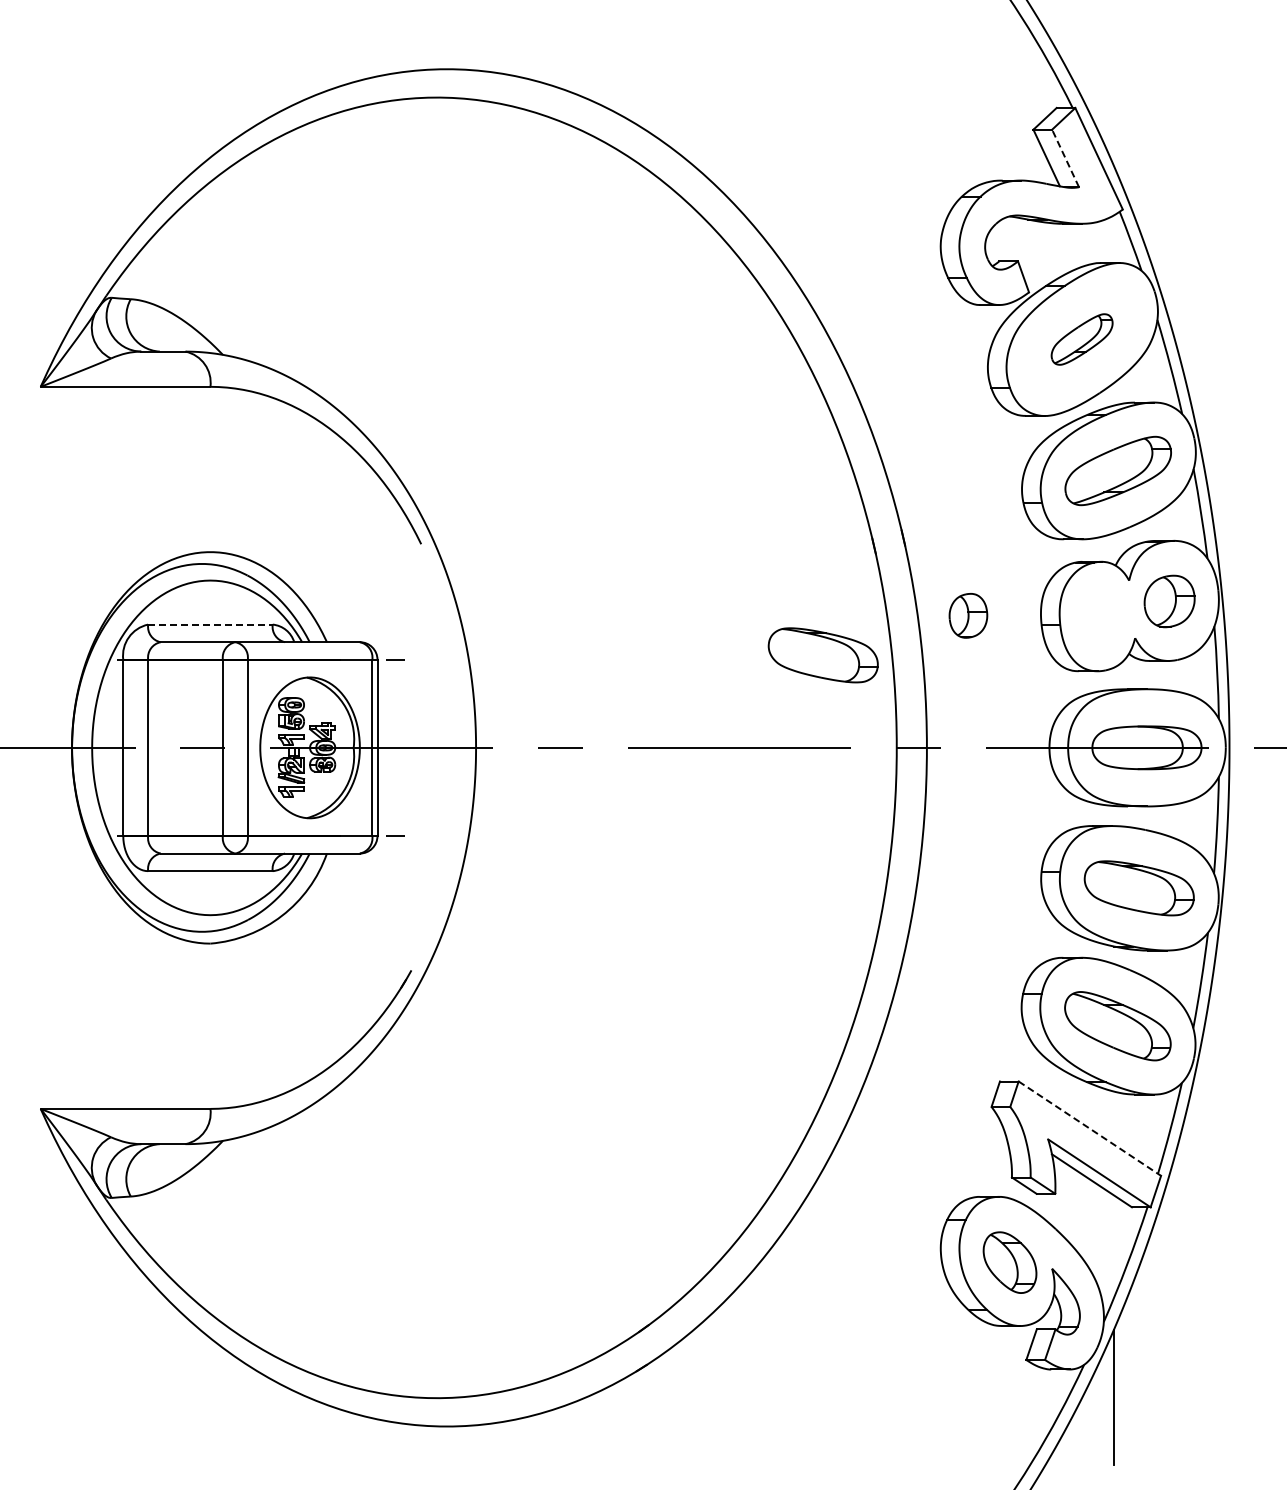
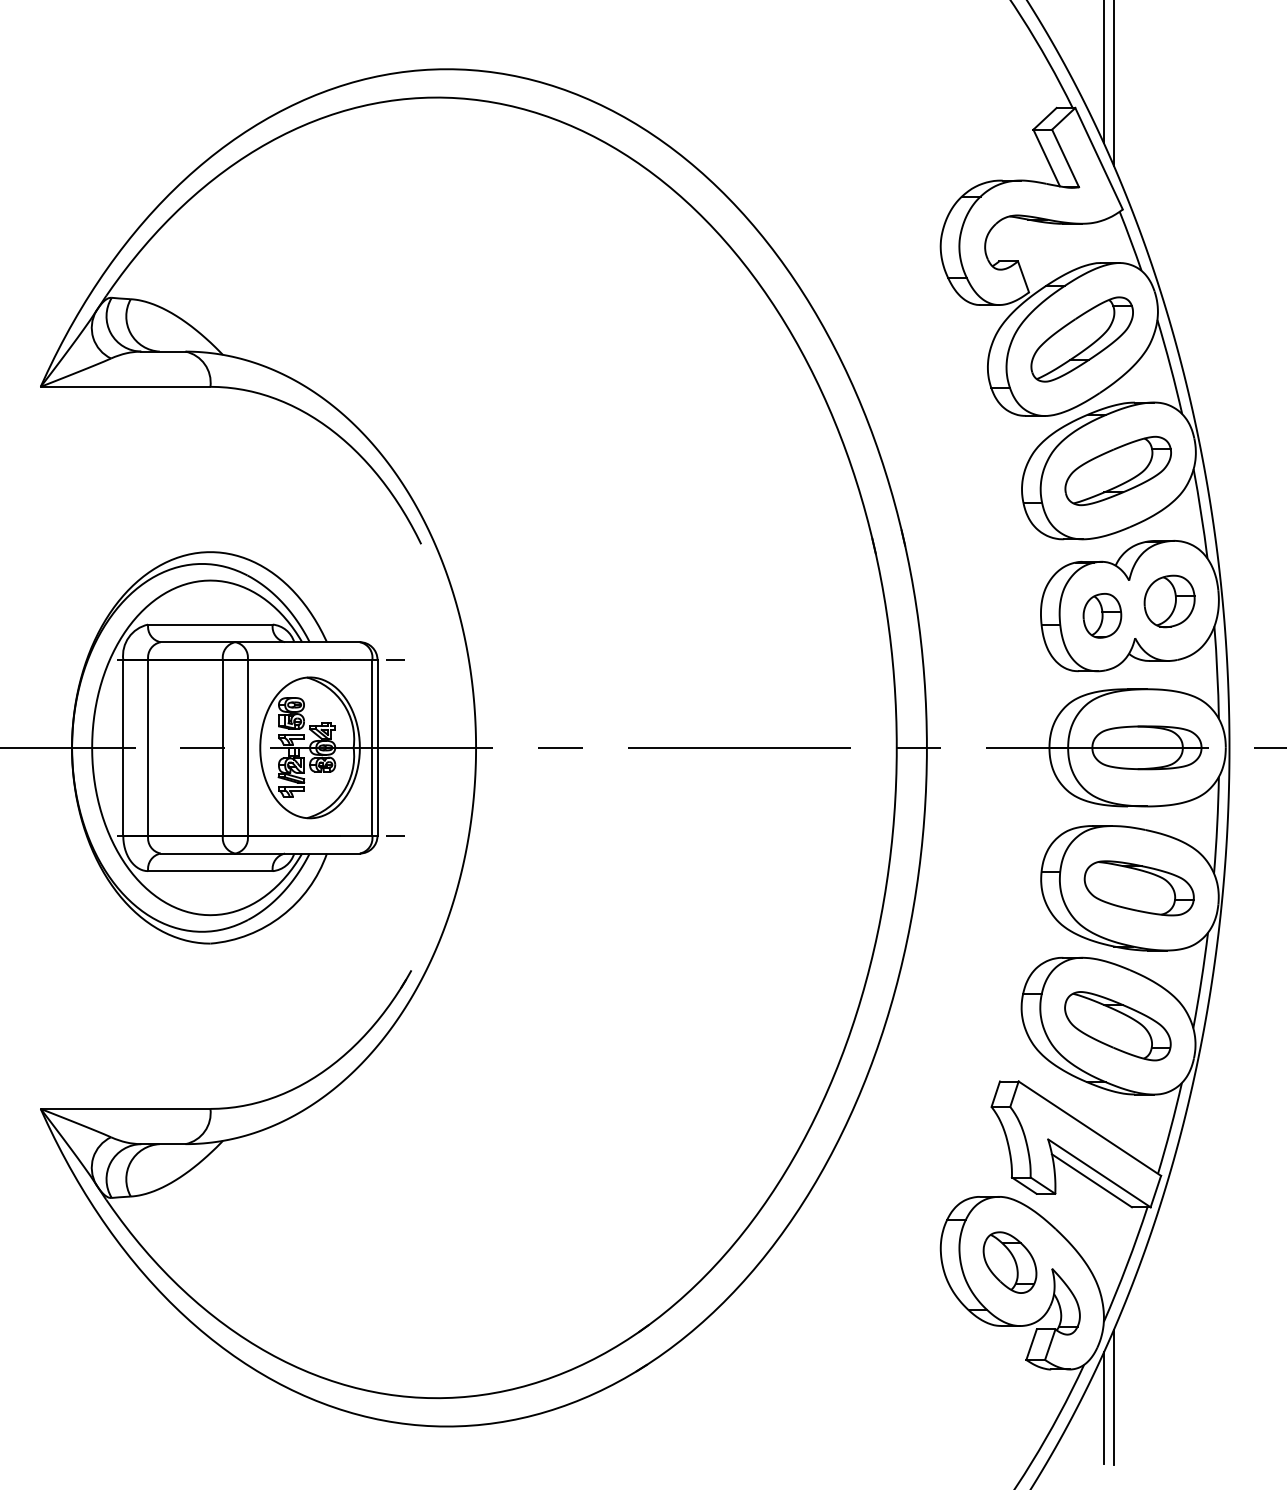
line: none -> present (1103, 72)
line: none -> present (1114, 84)
line: dashed -> solid (1065, 158)
part size: 64x53 px -> 104x87 px (1081, 339)
part position: (968, 615) -> (1102, 615) (1102, 615)
line: dashed -> solid (210, 624)
part: present -> none (822, 655)
line: dashed -> solid (1090, 1128)
line: none -> present (1103, 1408)
